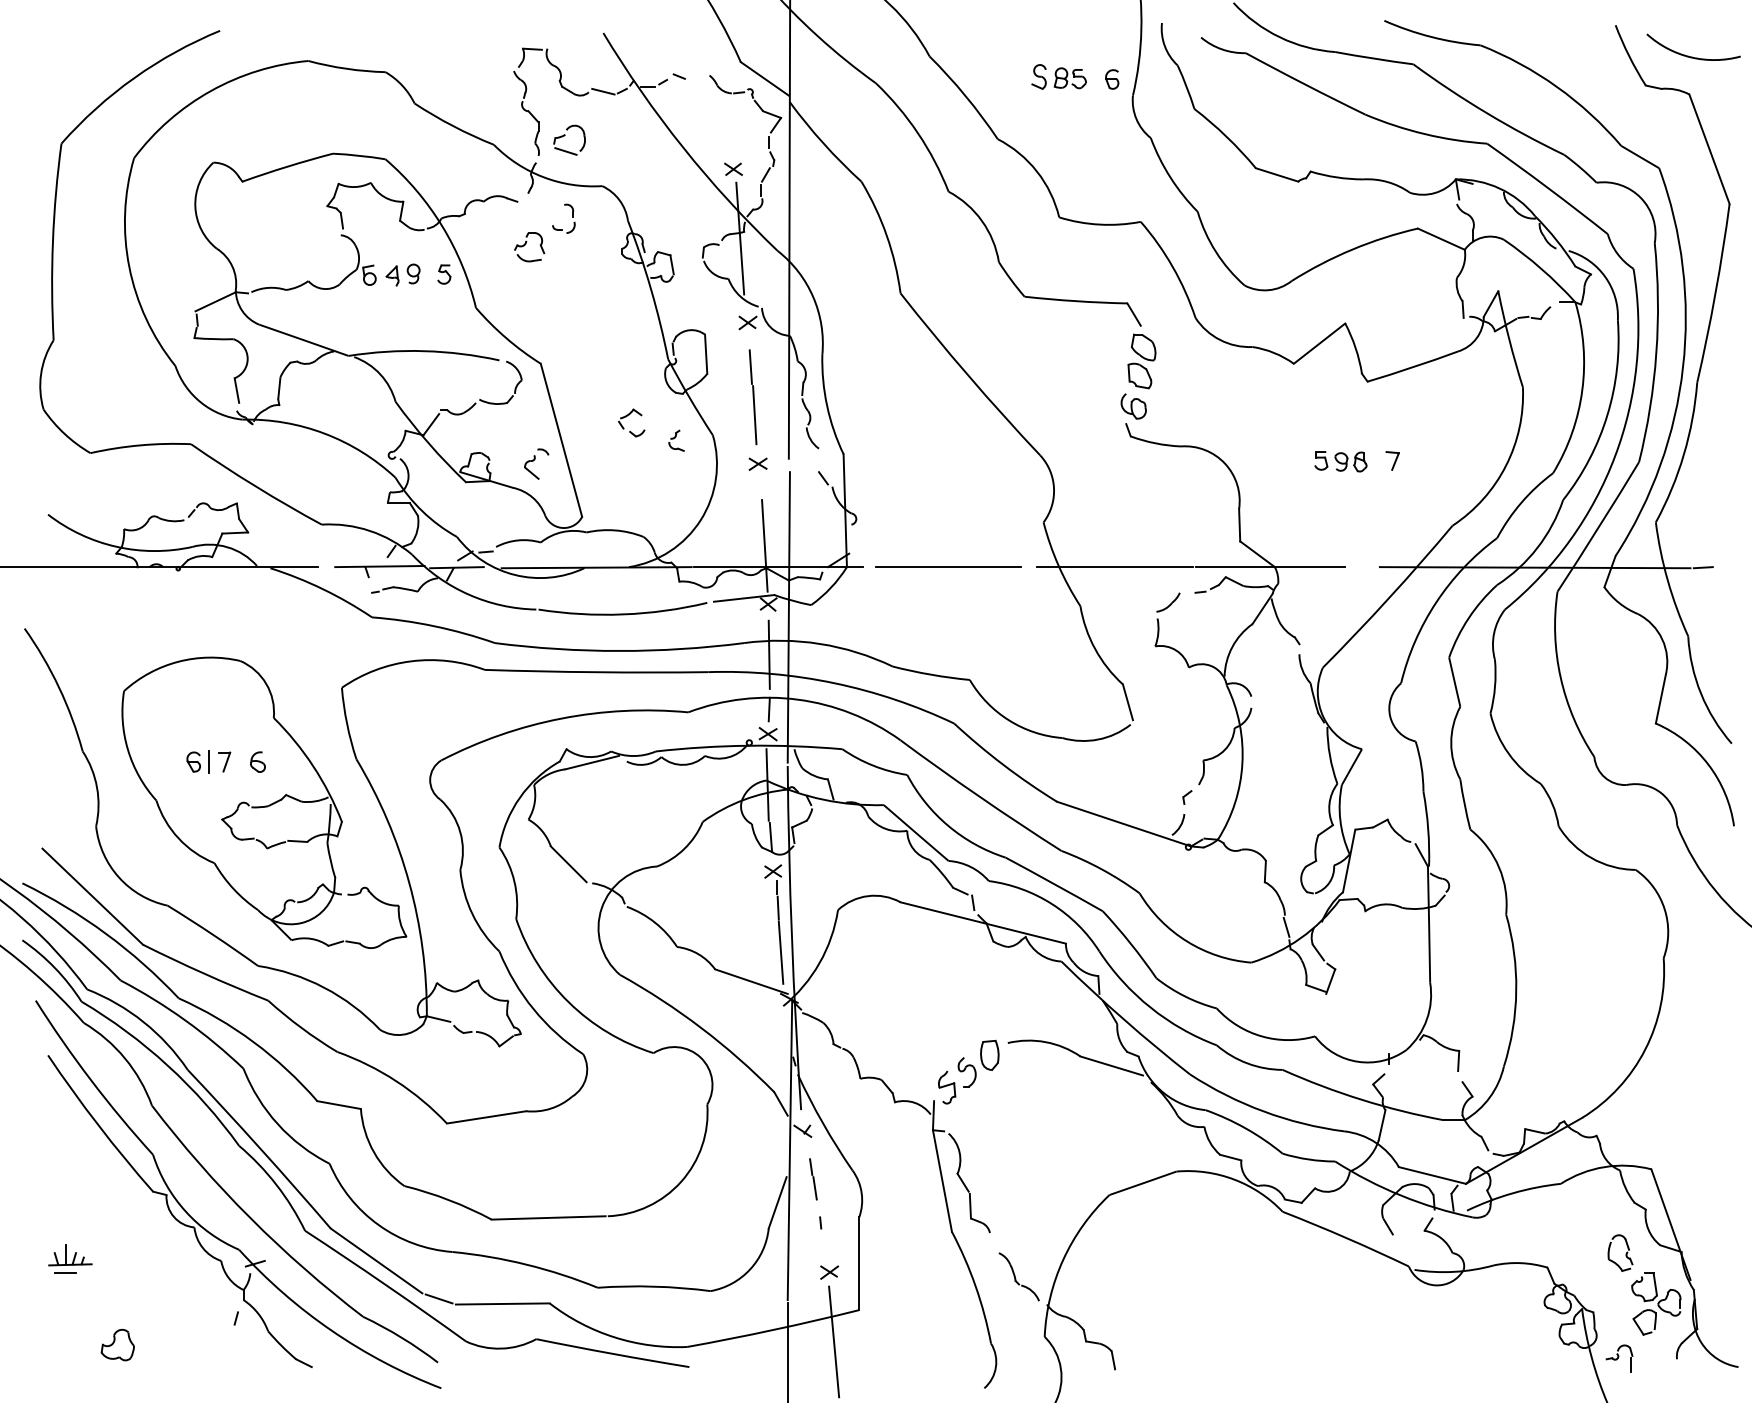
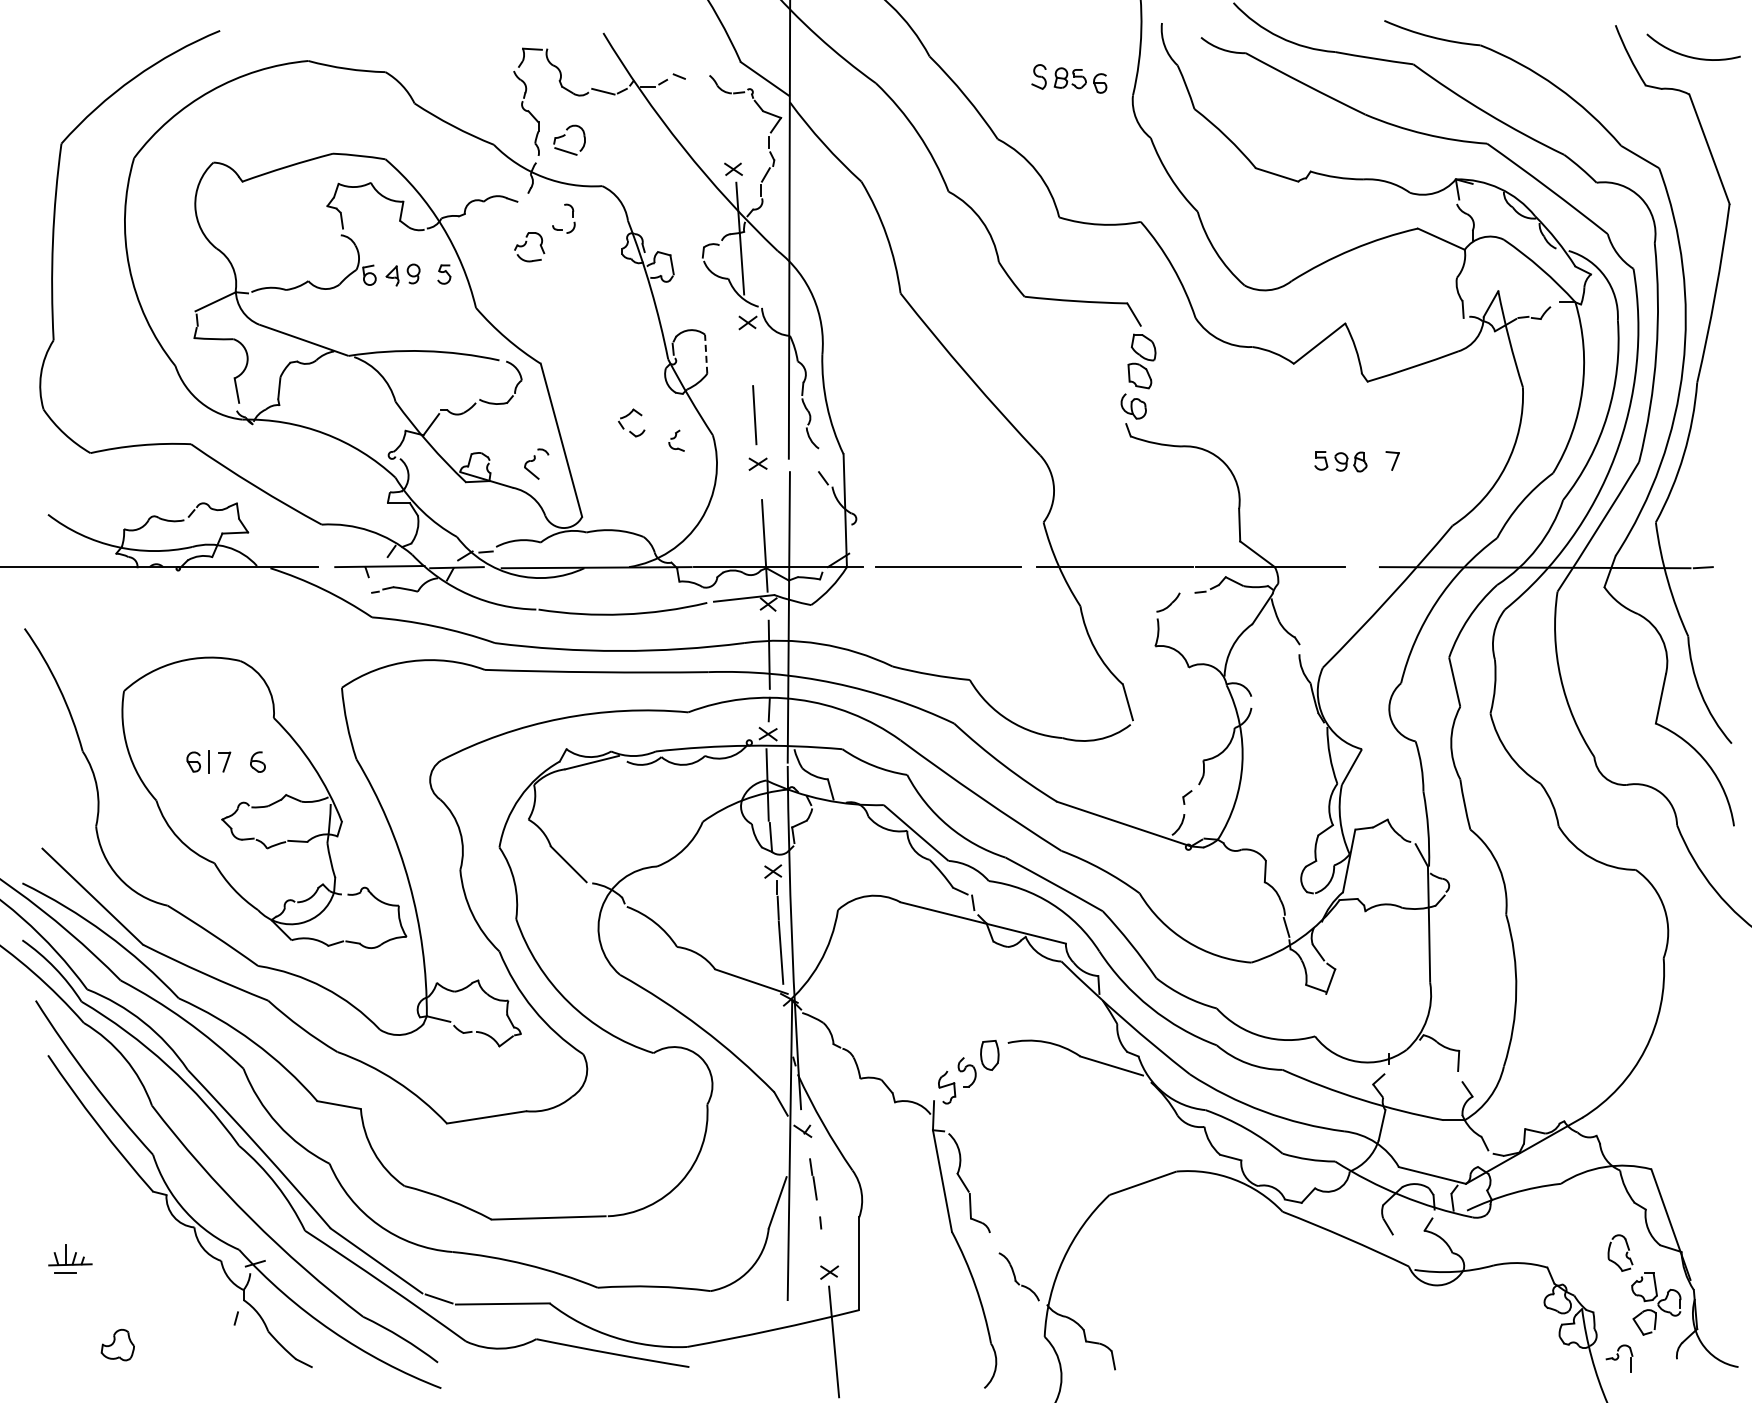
part position: (1112, 79) -> (1100, 83) (1100, 83)
line: solid -> dashed (706, 354)
line: present -> none (750, 366)
line: present -> none (787, 1351)
